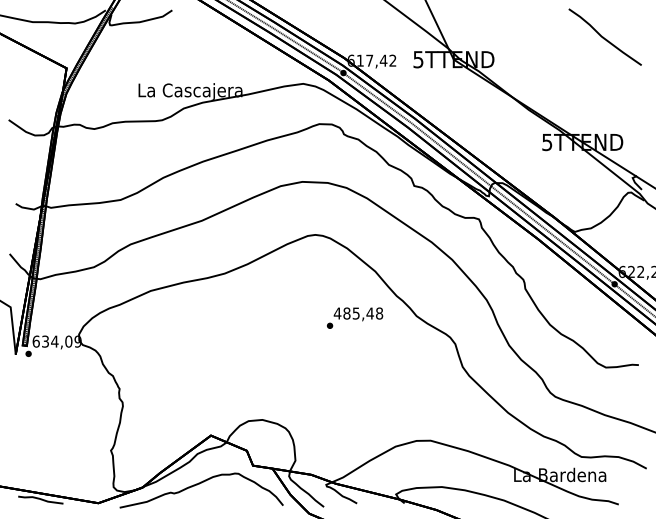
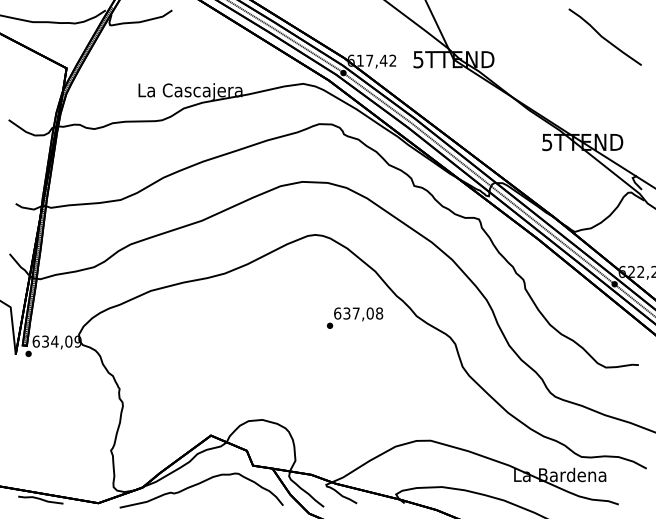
text: 485,48 -> 637,08 (353, 313)
